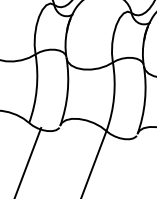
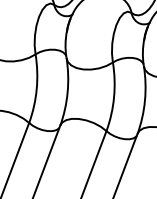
line: none -> present (46, 160)
line position: (28, 161) -> (15, 158) (15, 158)
line: none -> present (125, 164)
